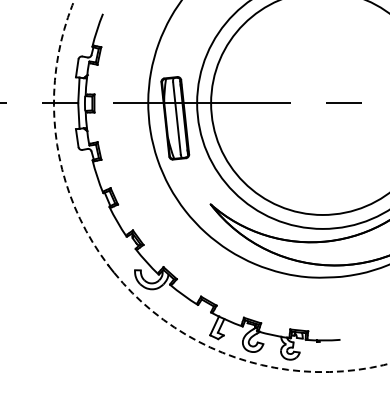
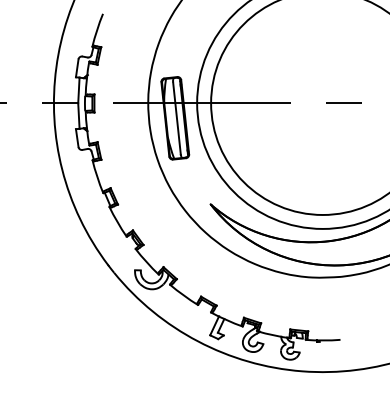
arc: dashed -> solid (56, 139)
arc: dashed -> solid (238, 358)
